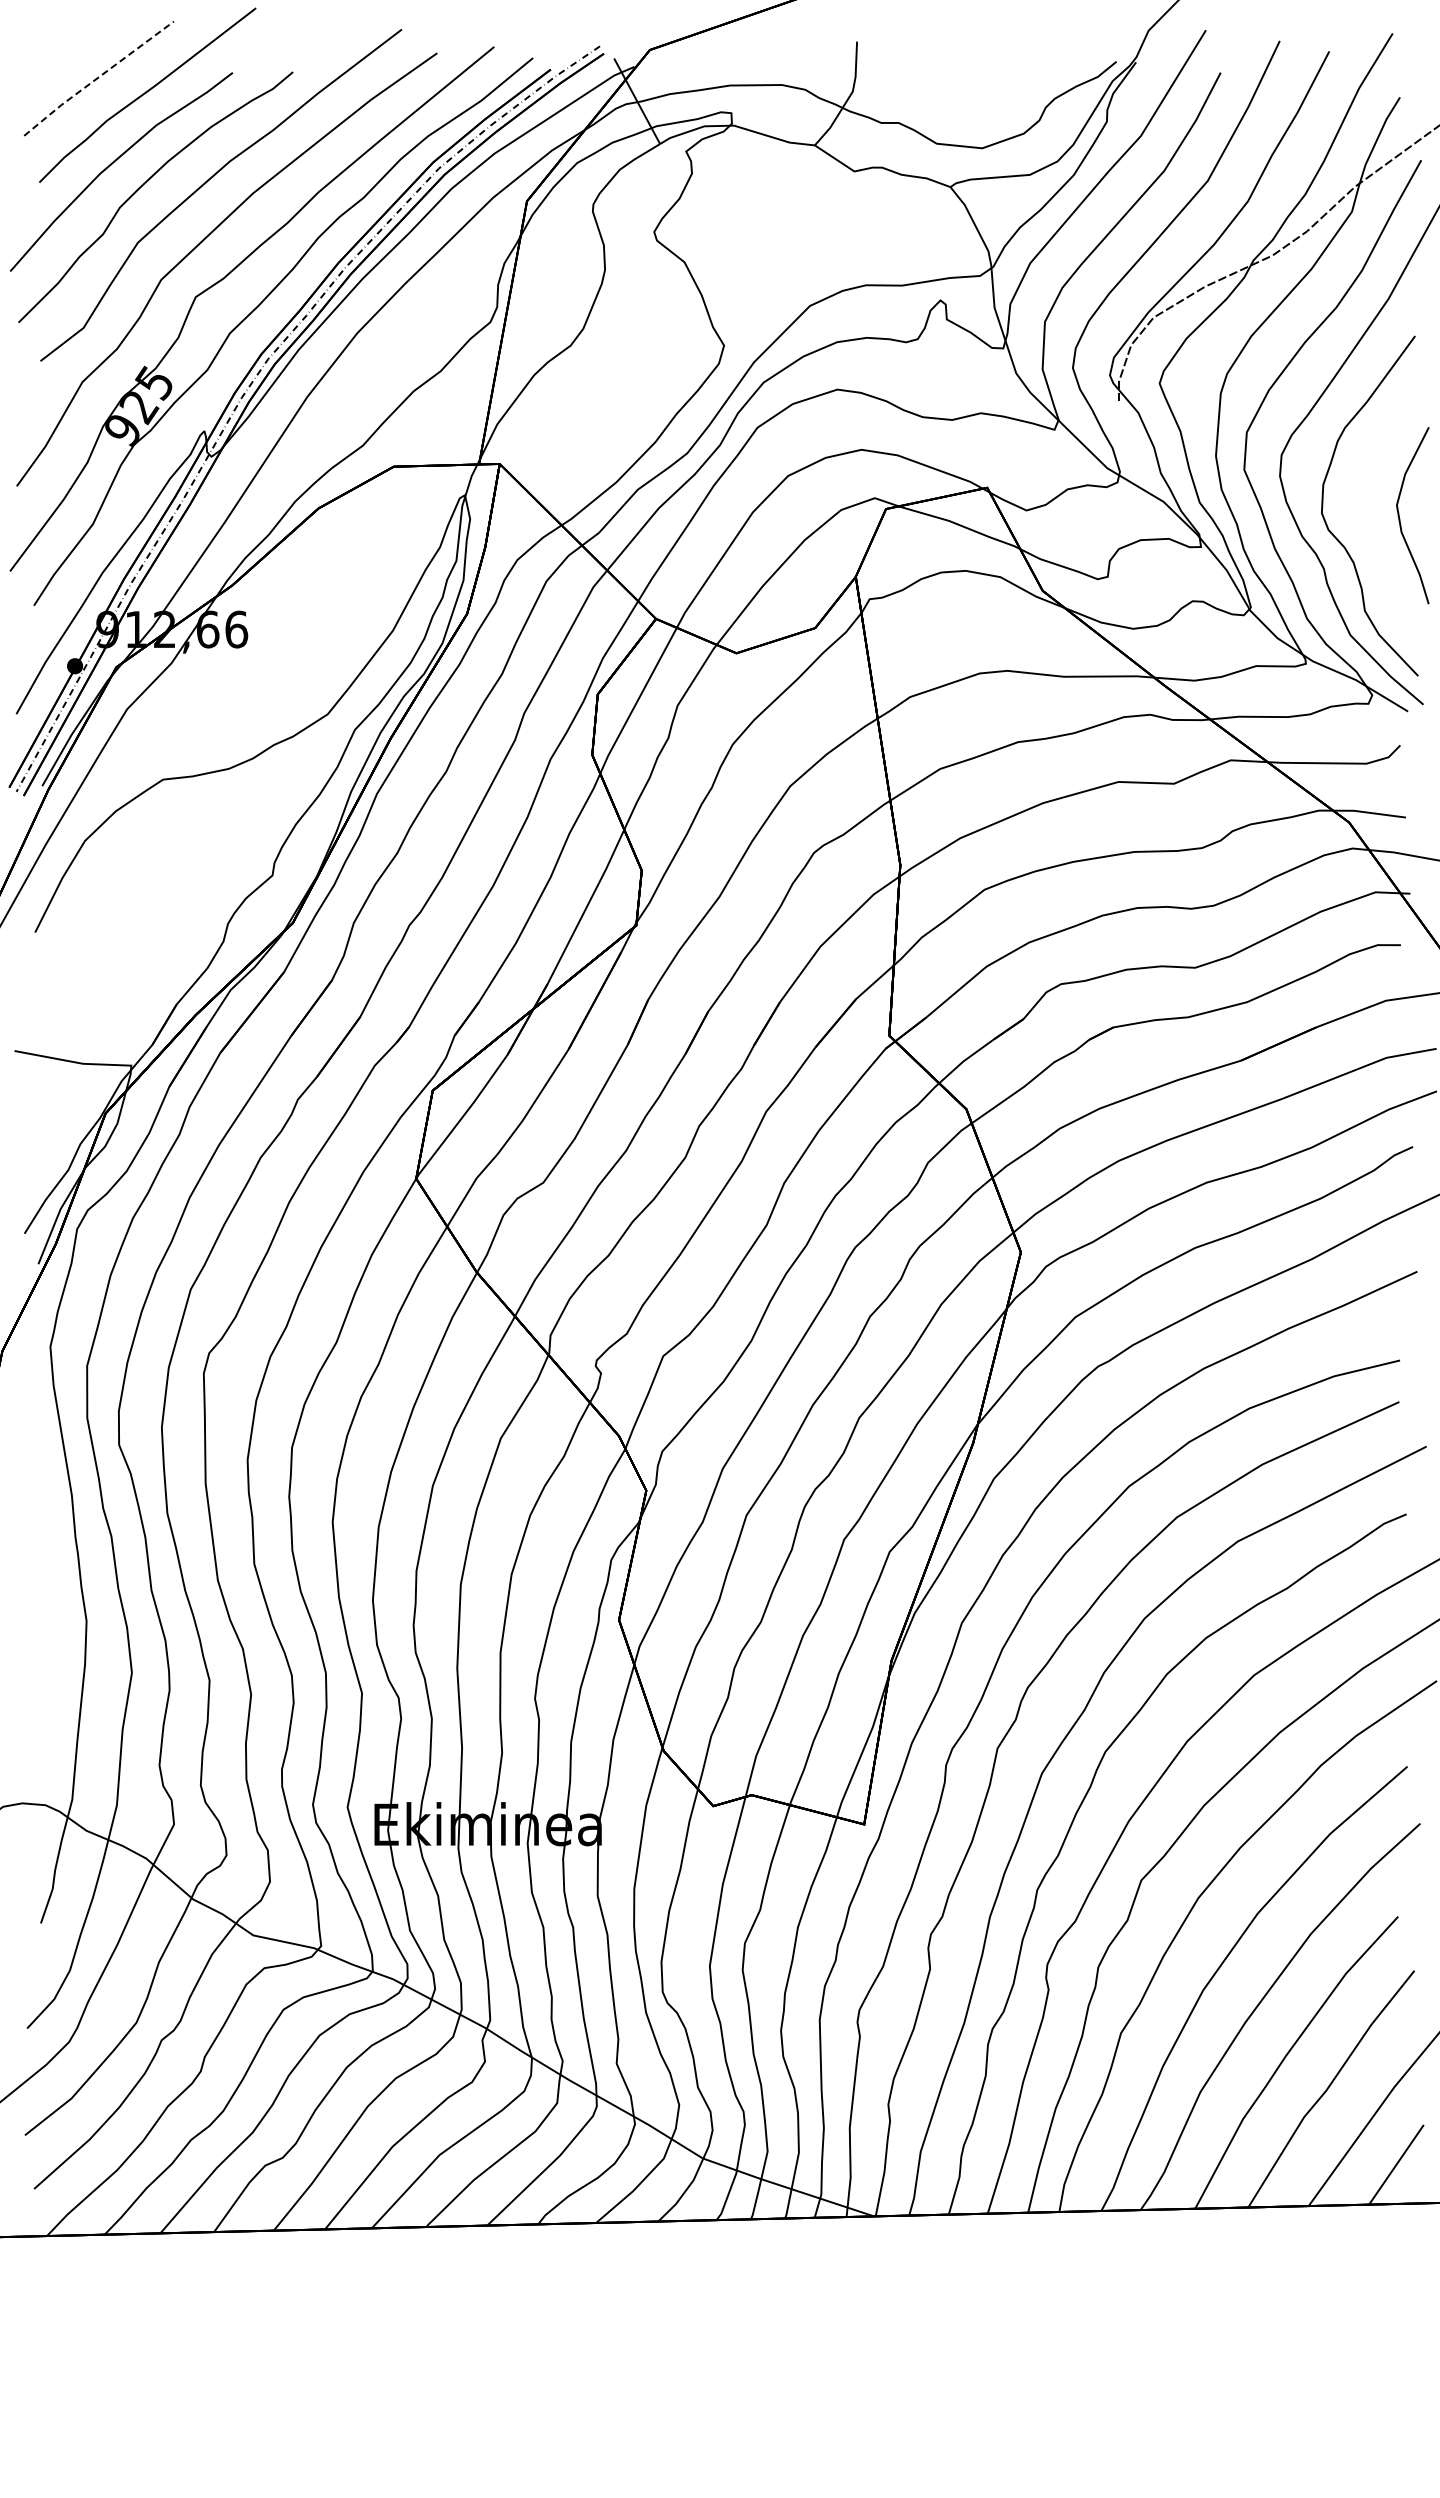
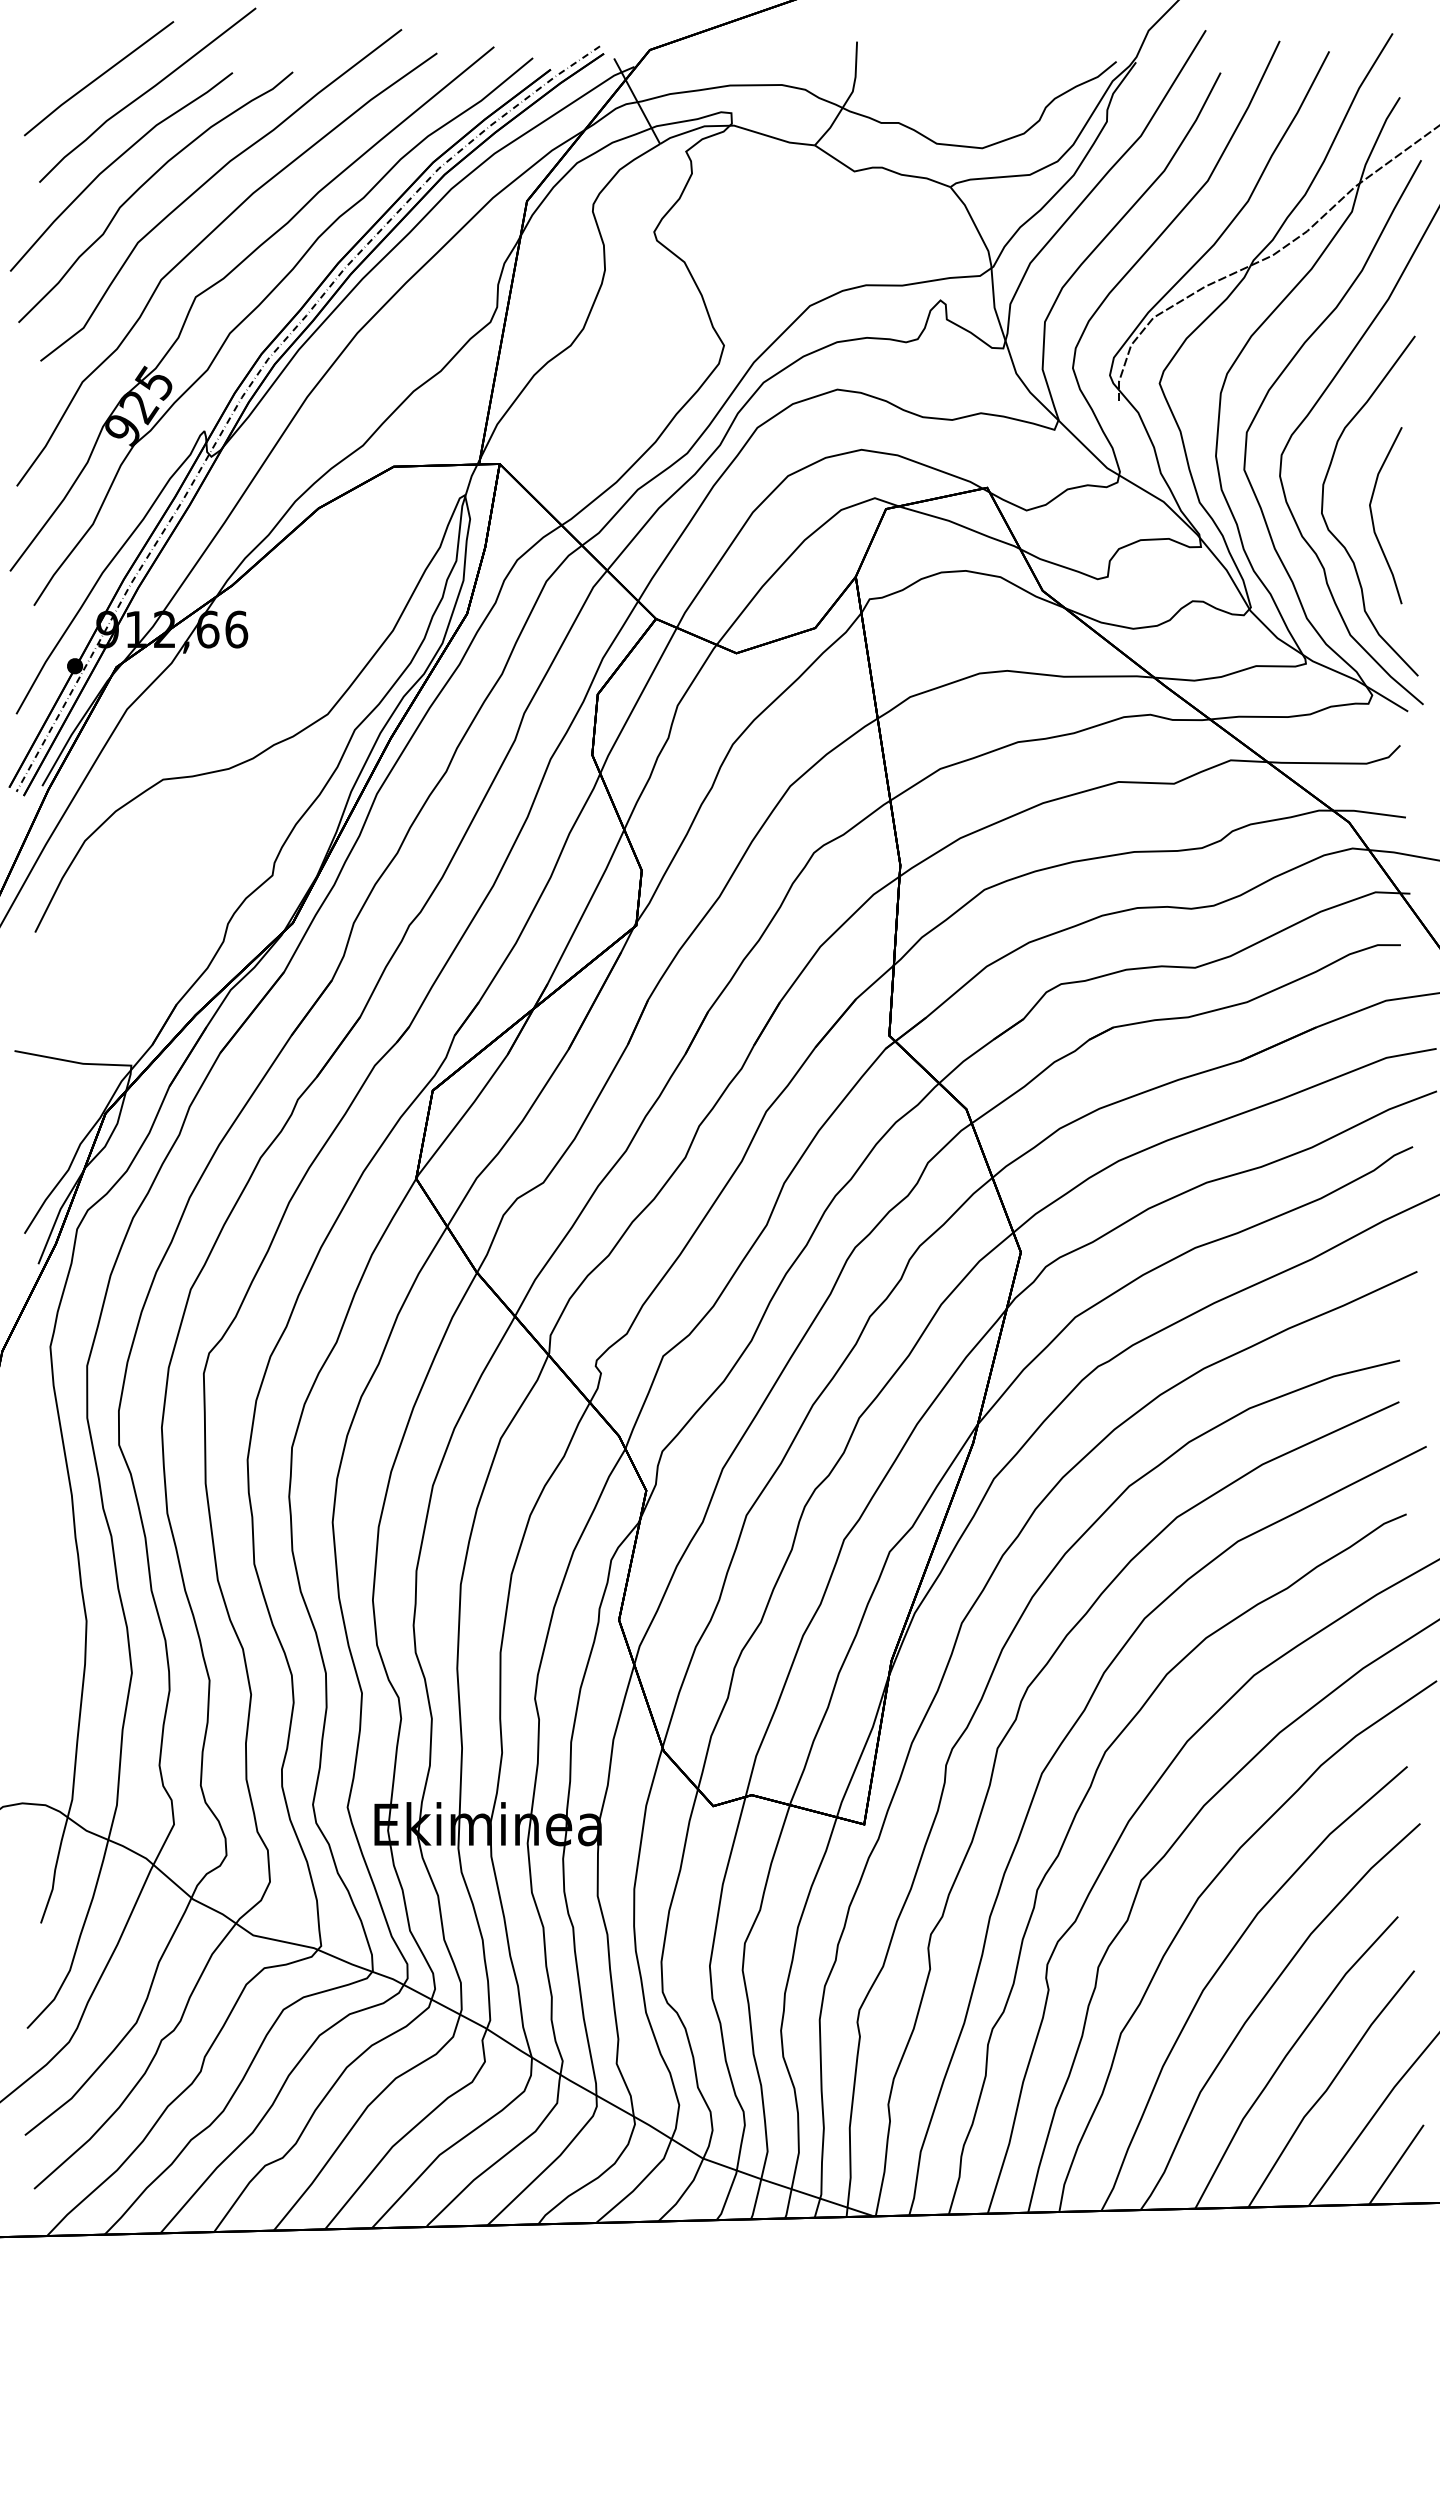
line: dashed -> solid (98, 77)
curve position: (1400, 518) -> (1373, 518) (1373, 518)
